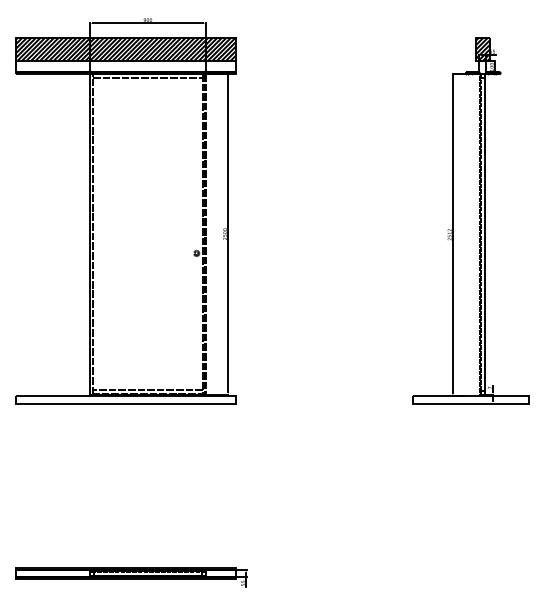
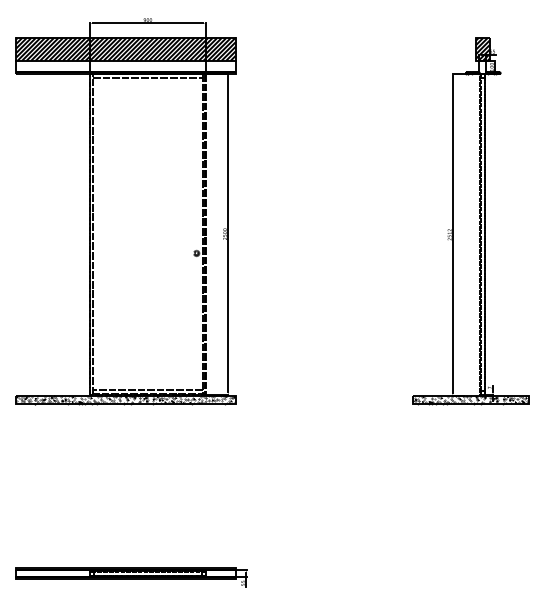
hatch: none -> present (126, 399)
hatch: none -> present (469, 399)
